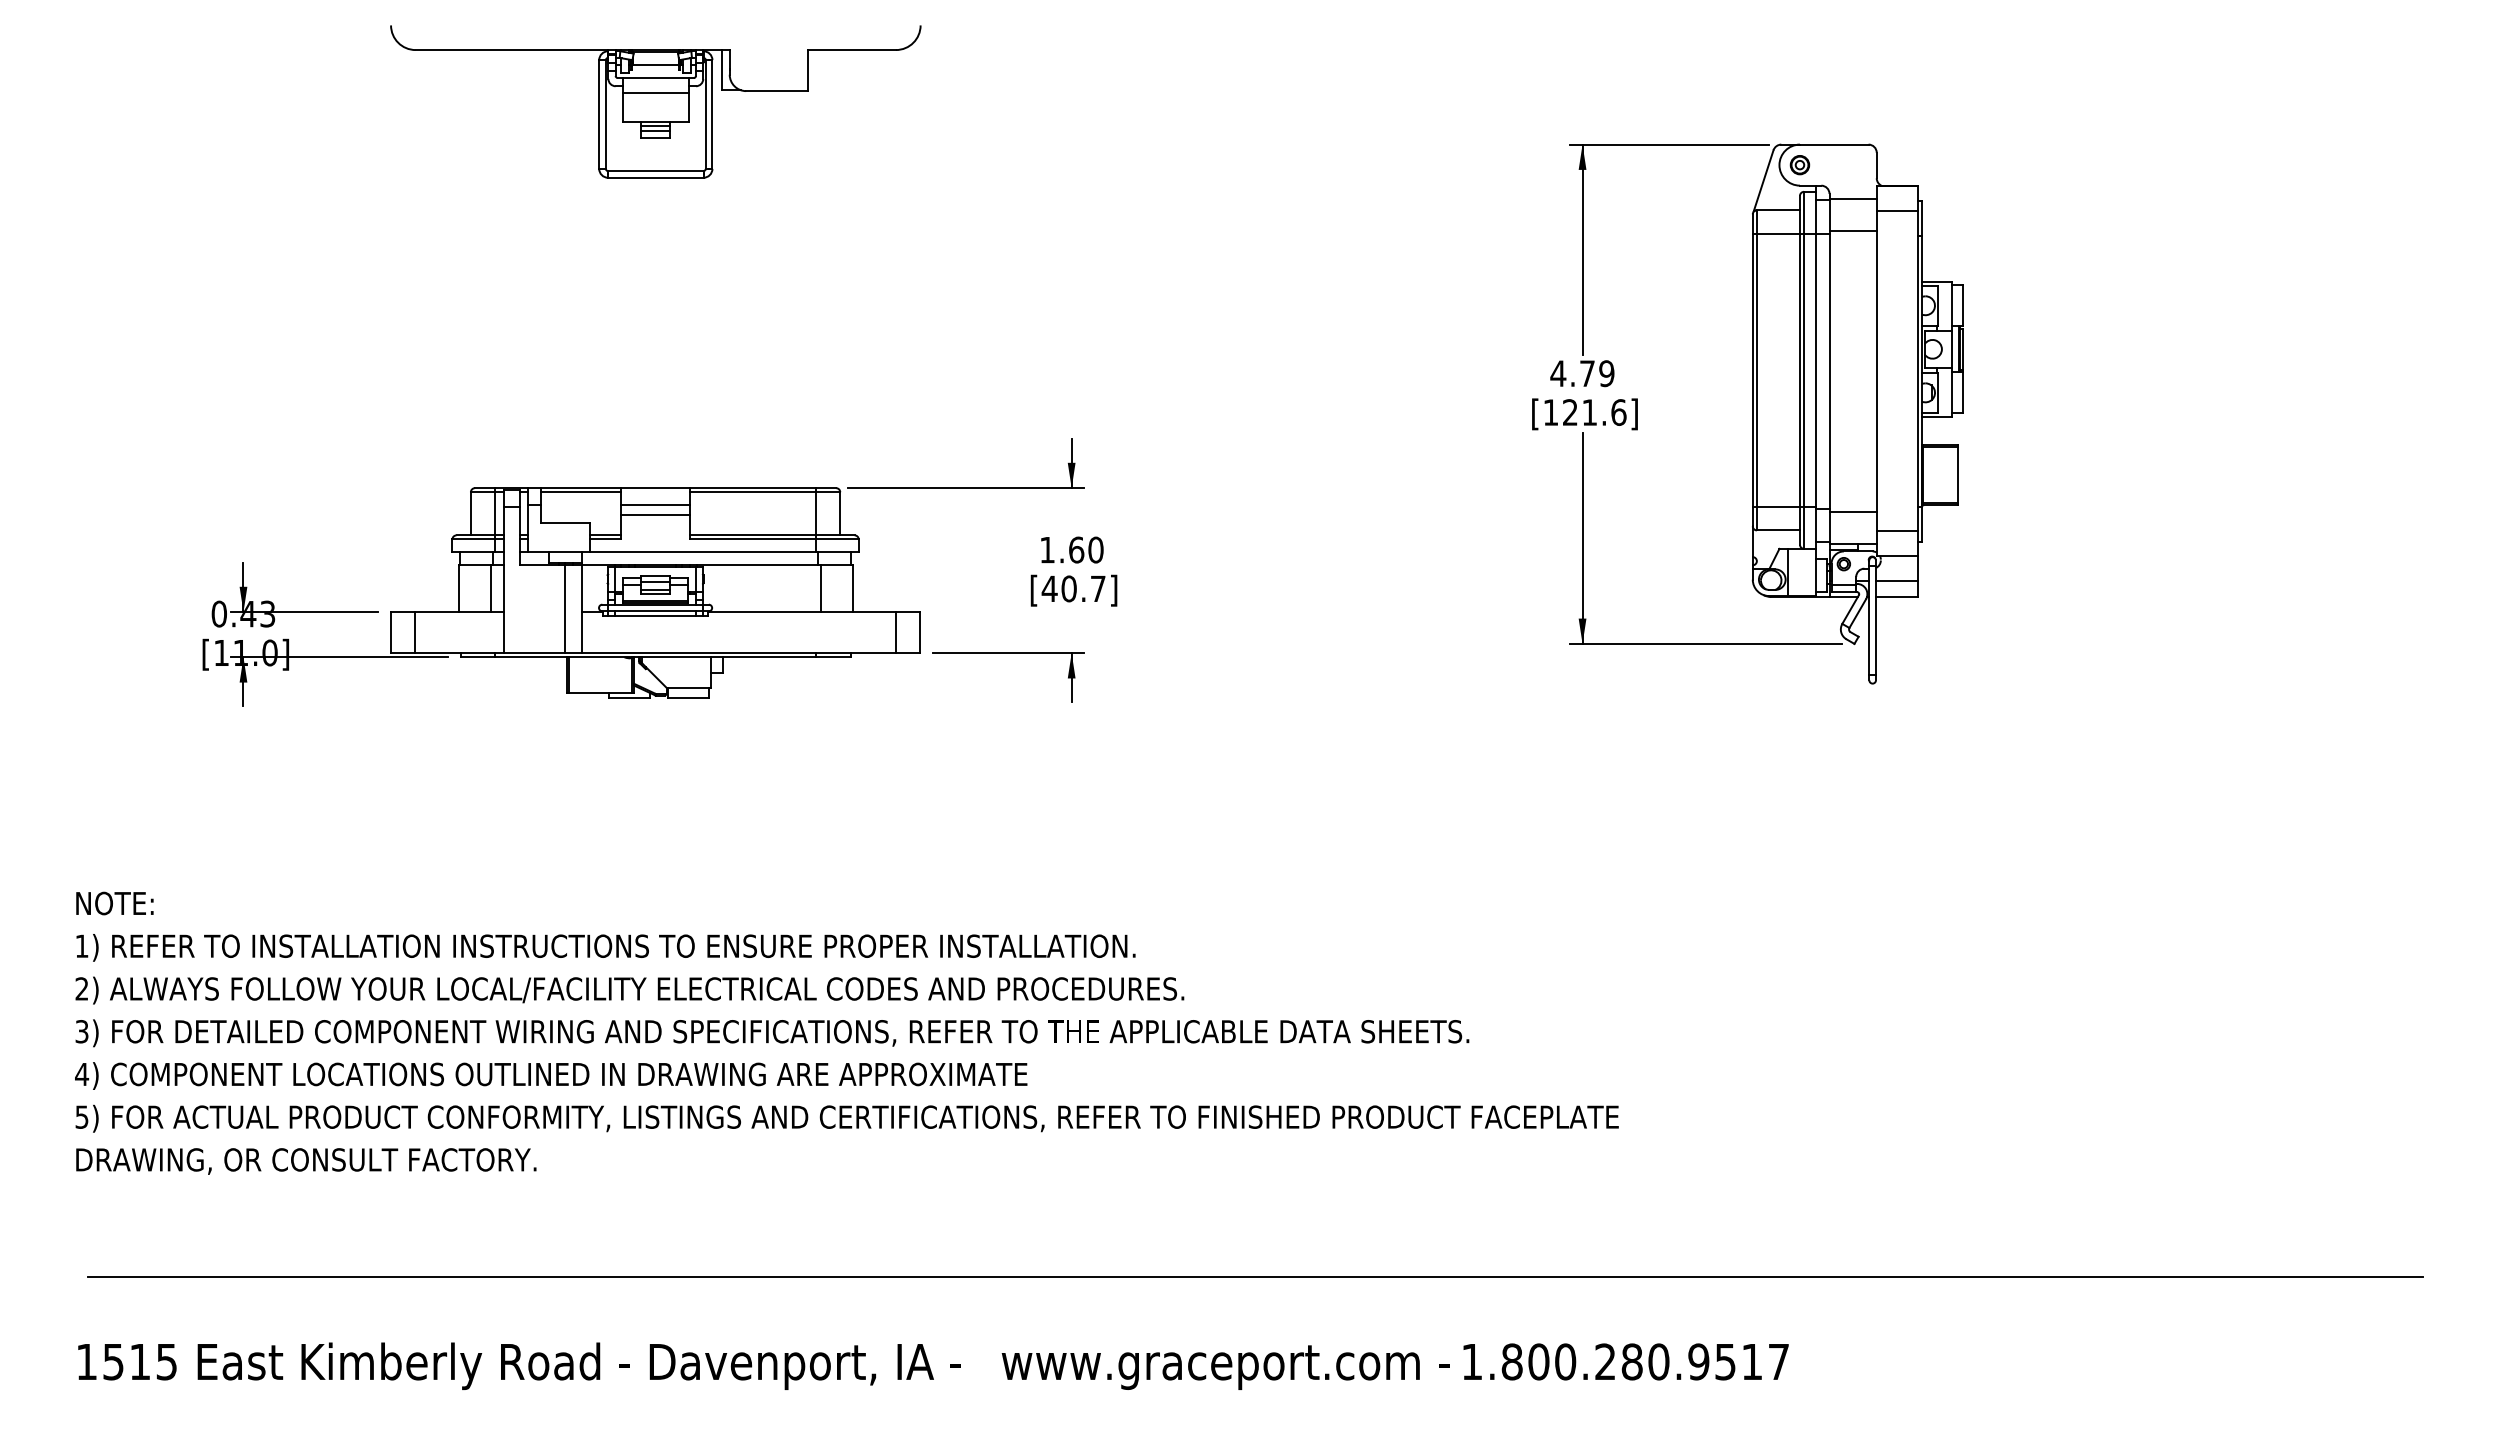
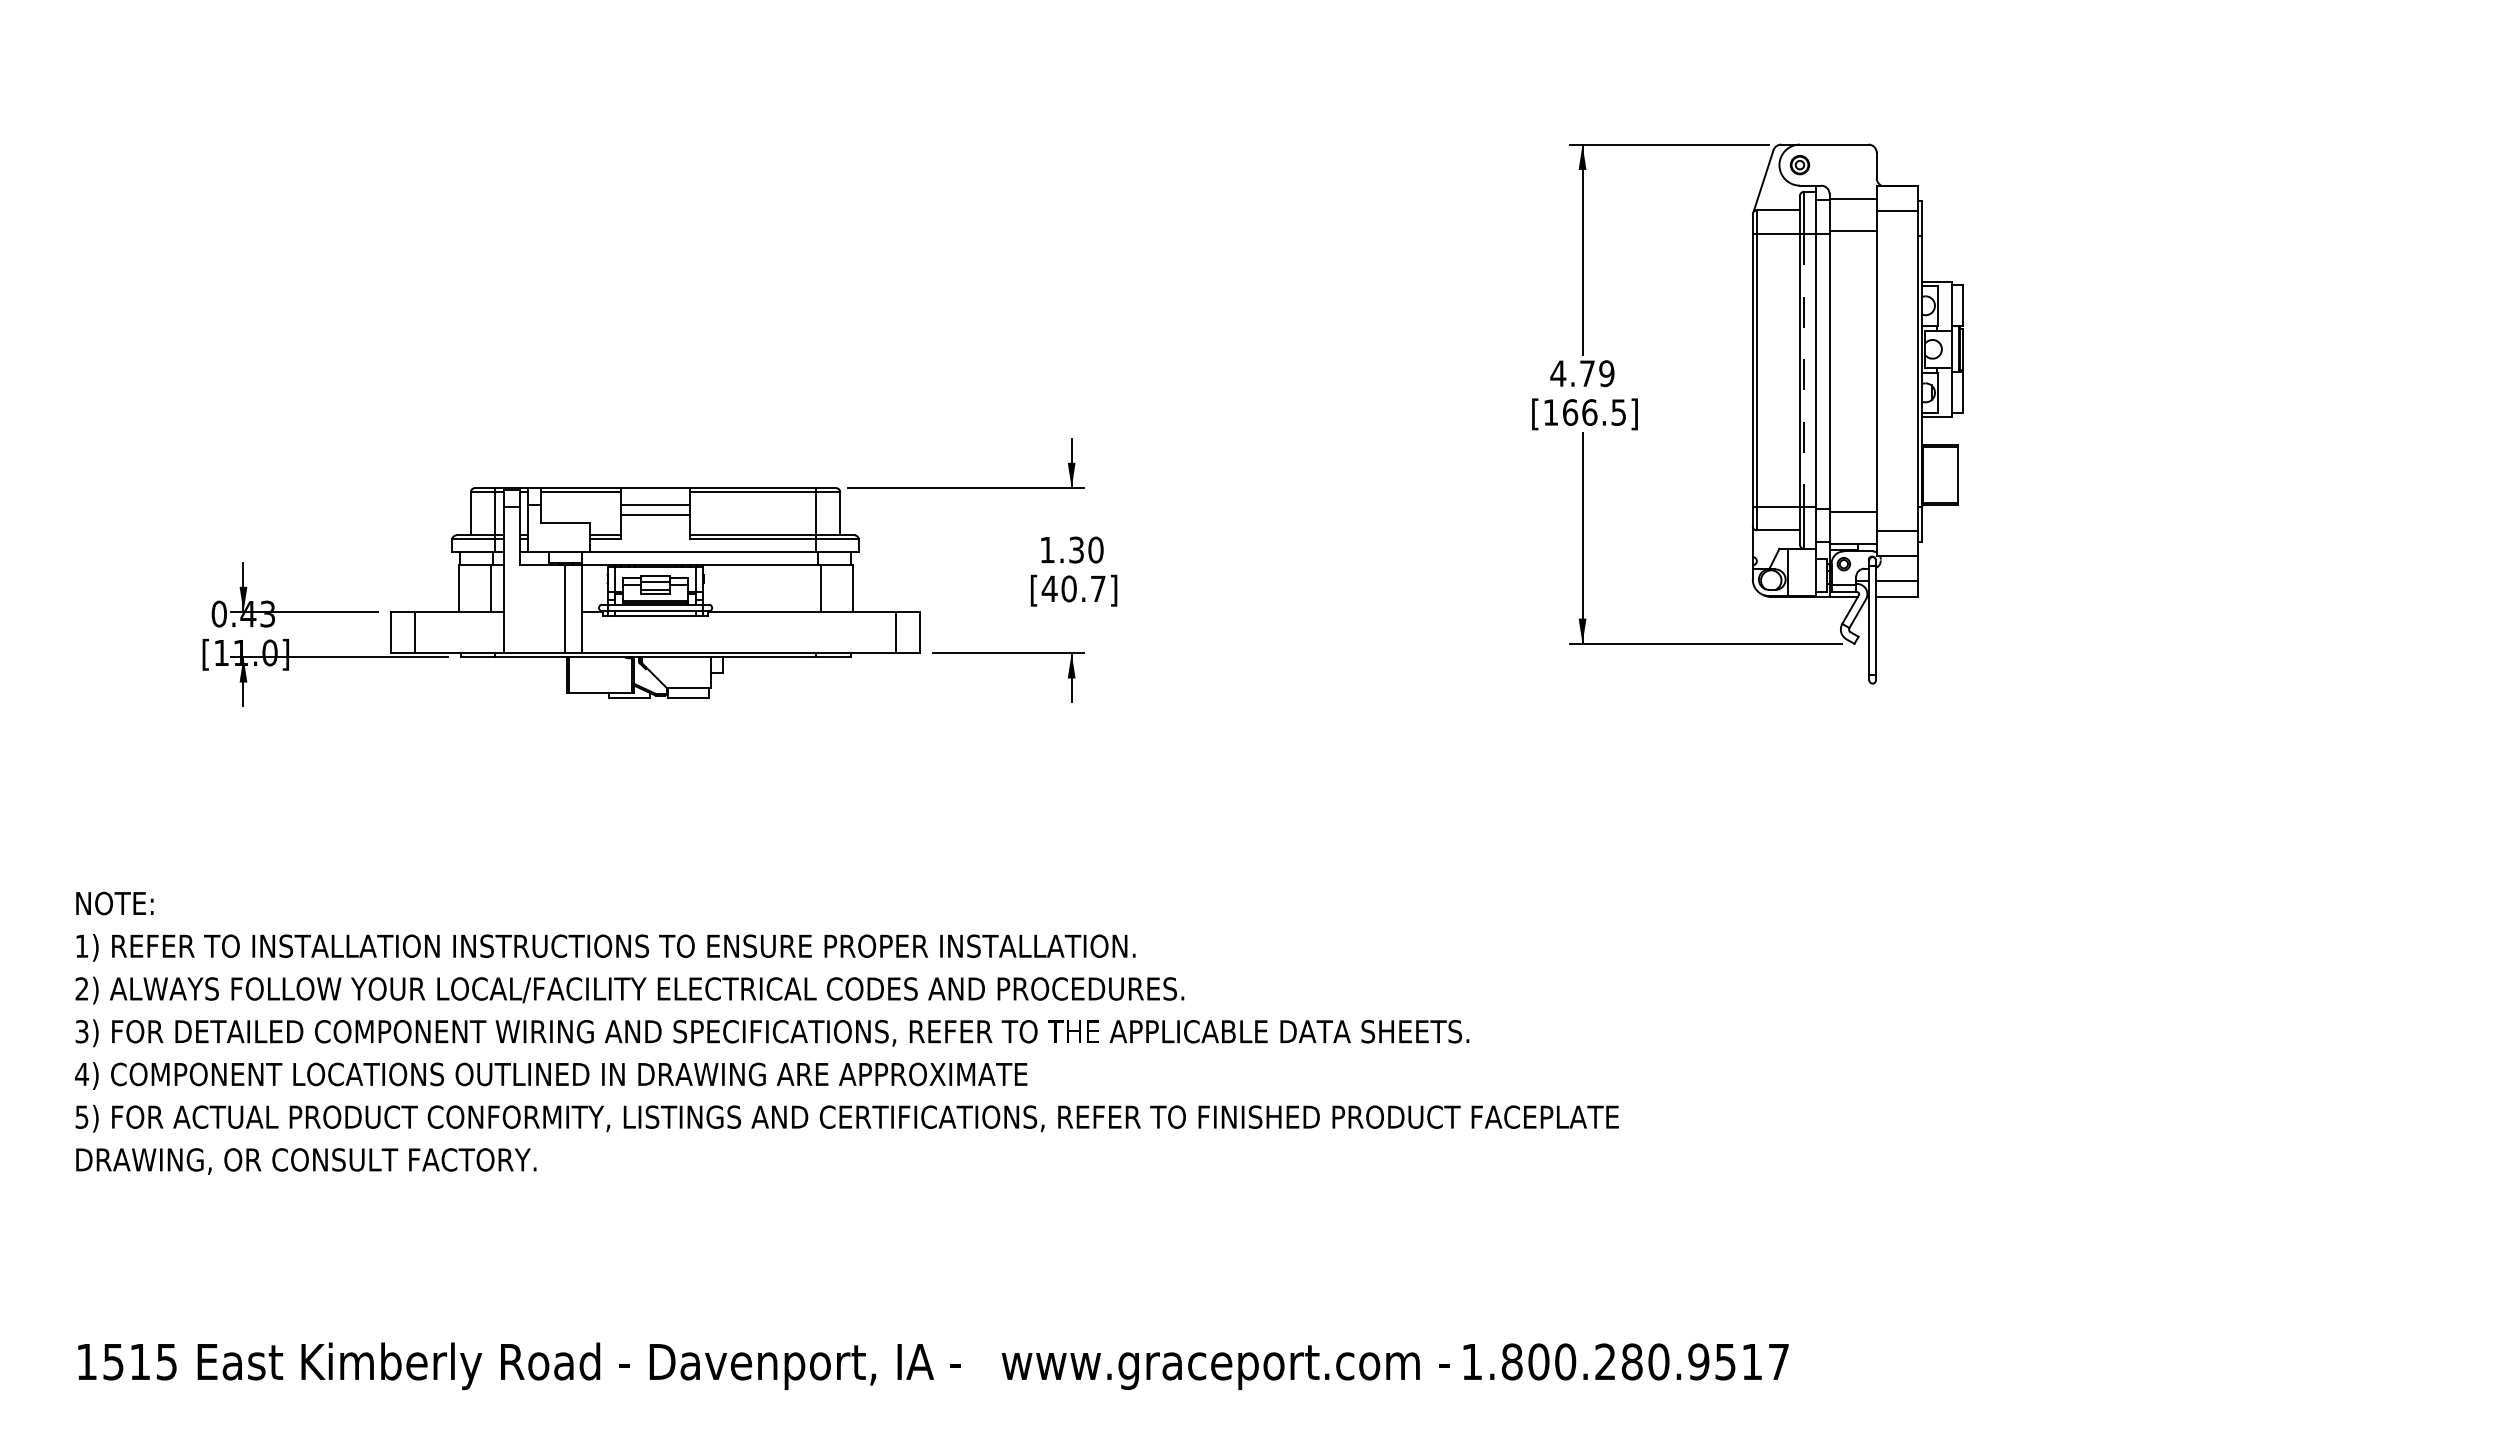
part: present -> none (655, 101)
line: solid -> dashed (1804, 370)
text: [121.6] -> [166.5] (1594, 412)
text: 1.60 -> 1.30 (1076, 549)
line: present -> none (1255, 1277)
